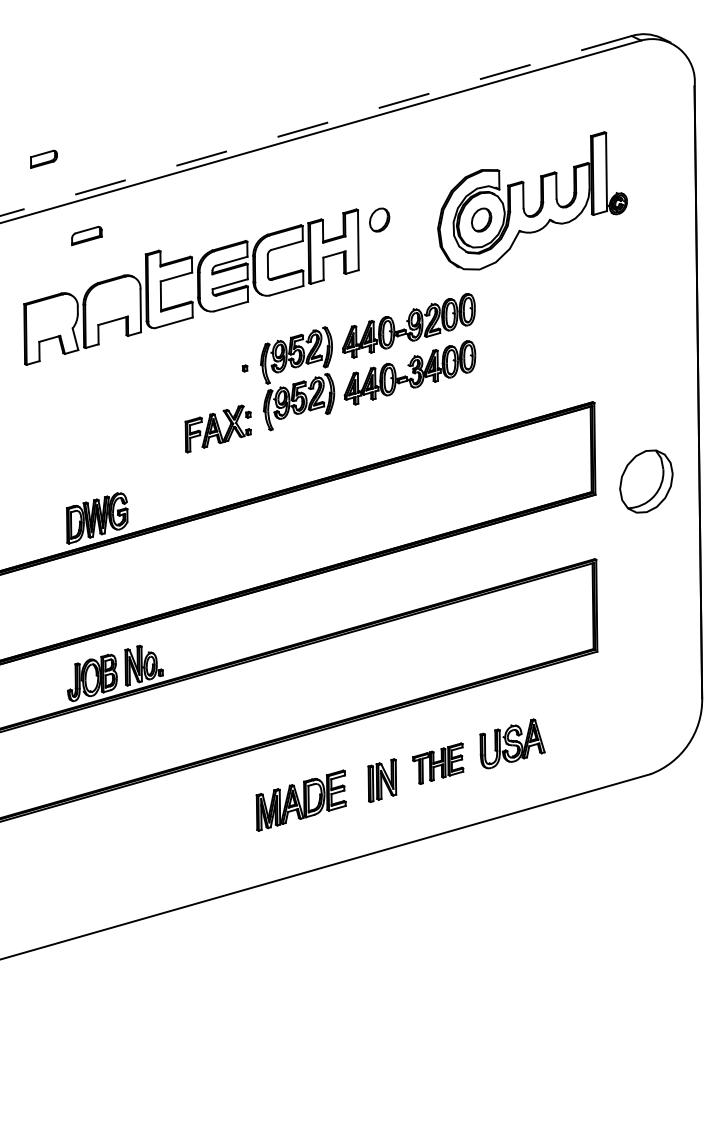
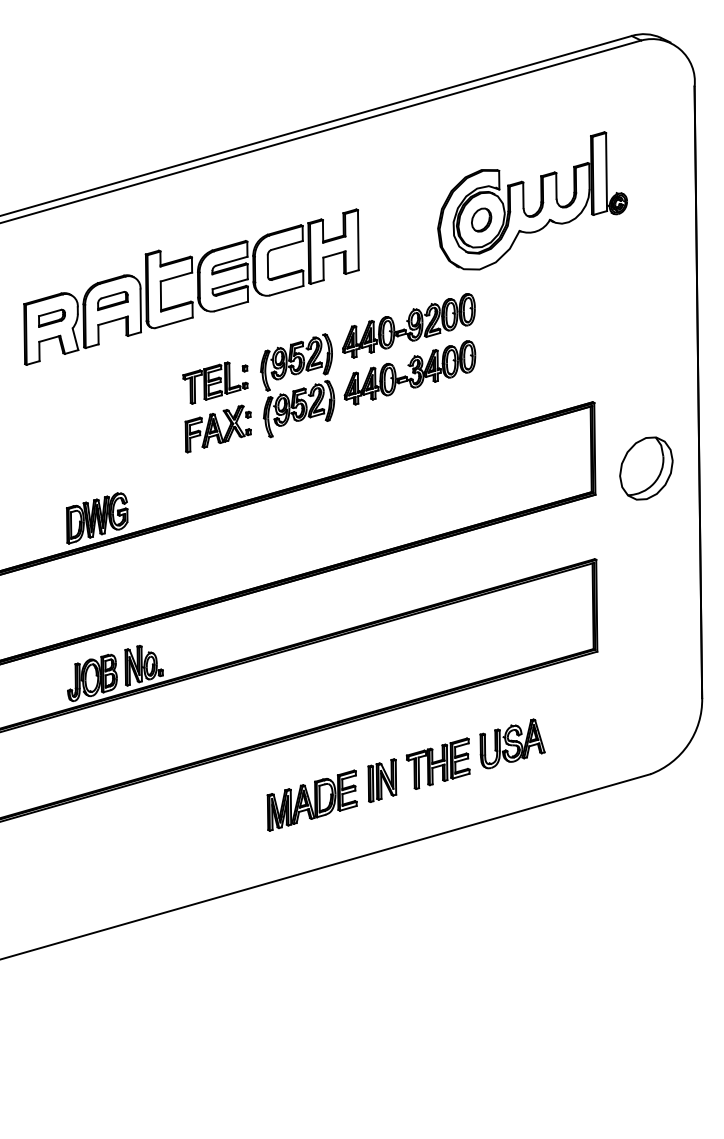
line: dashed -> solid (315, 126)
part position: (43, 158) -> (51, 317) (51, 317)
part: present -> none (379, 219)
part position: (86, 236) -> (112, 301) (112, 301)
part position: (297, 378) -> (297, 385) (297, 385)
part: none -> present (215, 382)
part position: (646, 481) -> (646, 468) (646, 468)
part size: 53x43 px -> 66x53 px (437, 763)
part position: (300, 800) -> (311, 800) (311, 800)
